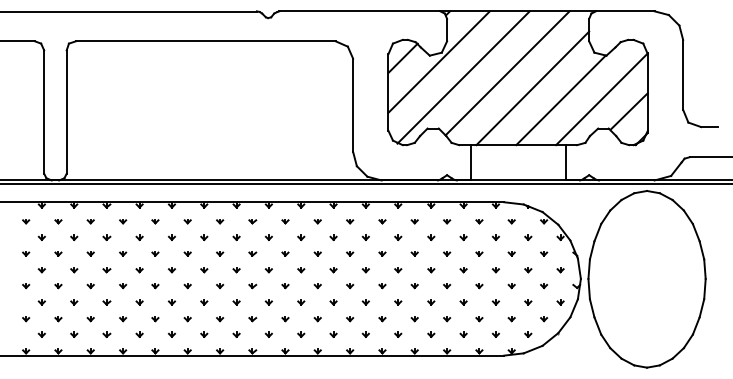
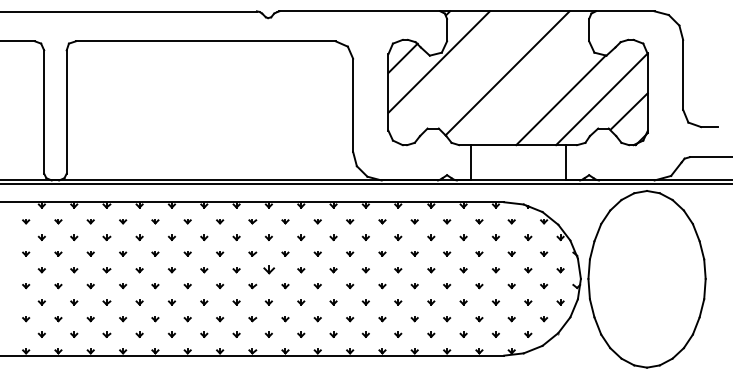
line: present -> none (463, 77)
line: present -> none (532, 88)
part size: 9x7 px -> 13x10 px (269, 269)
